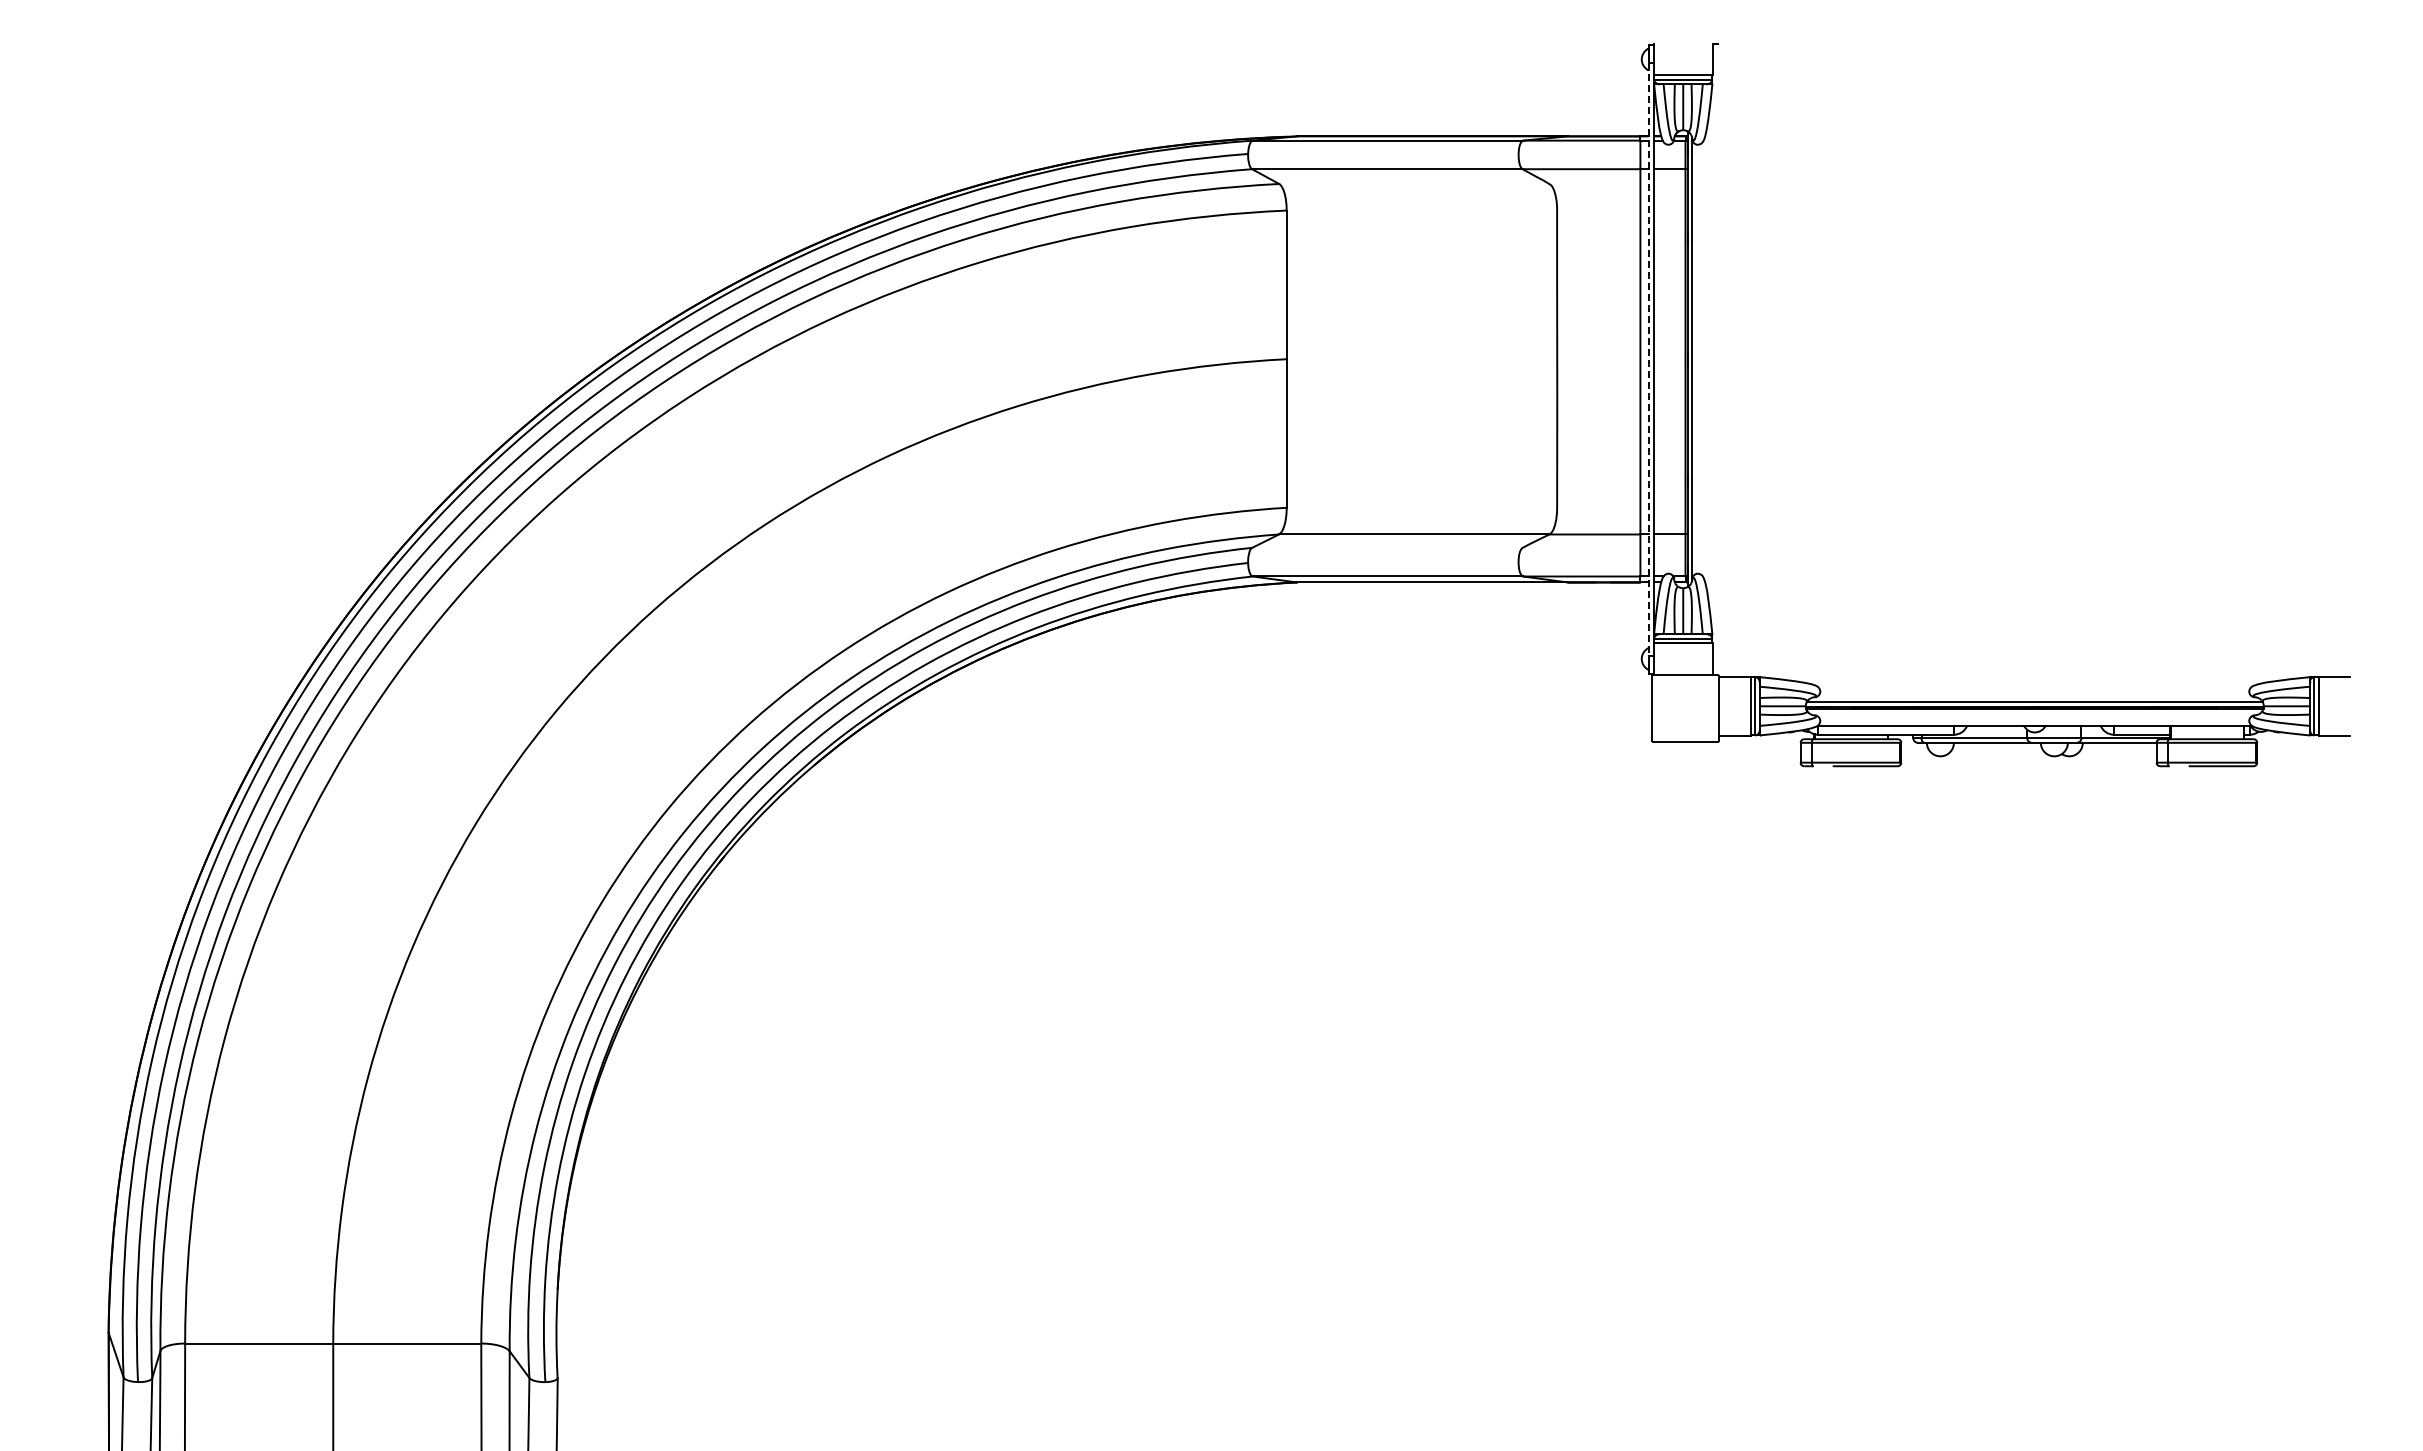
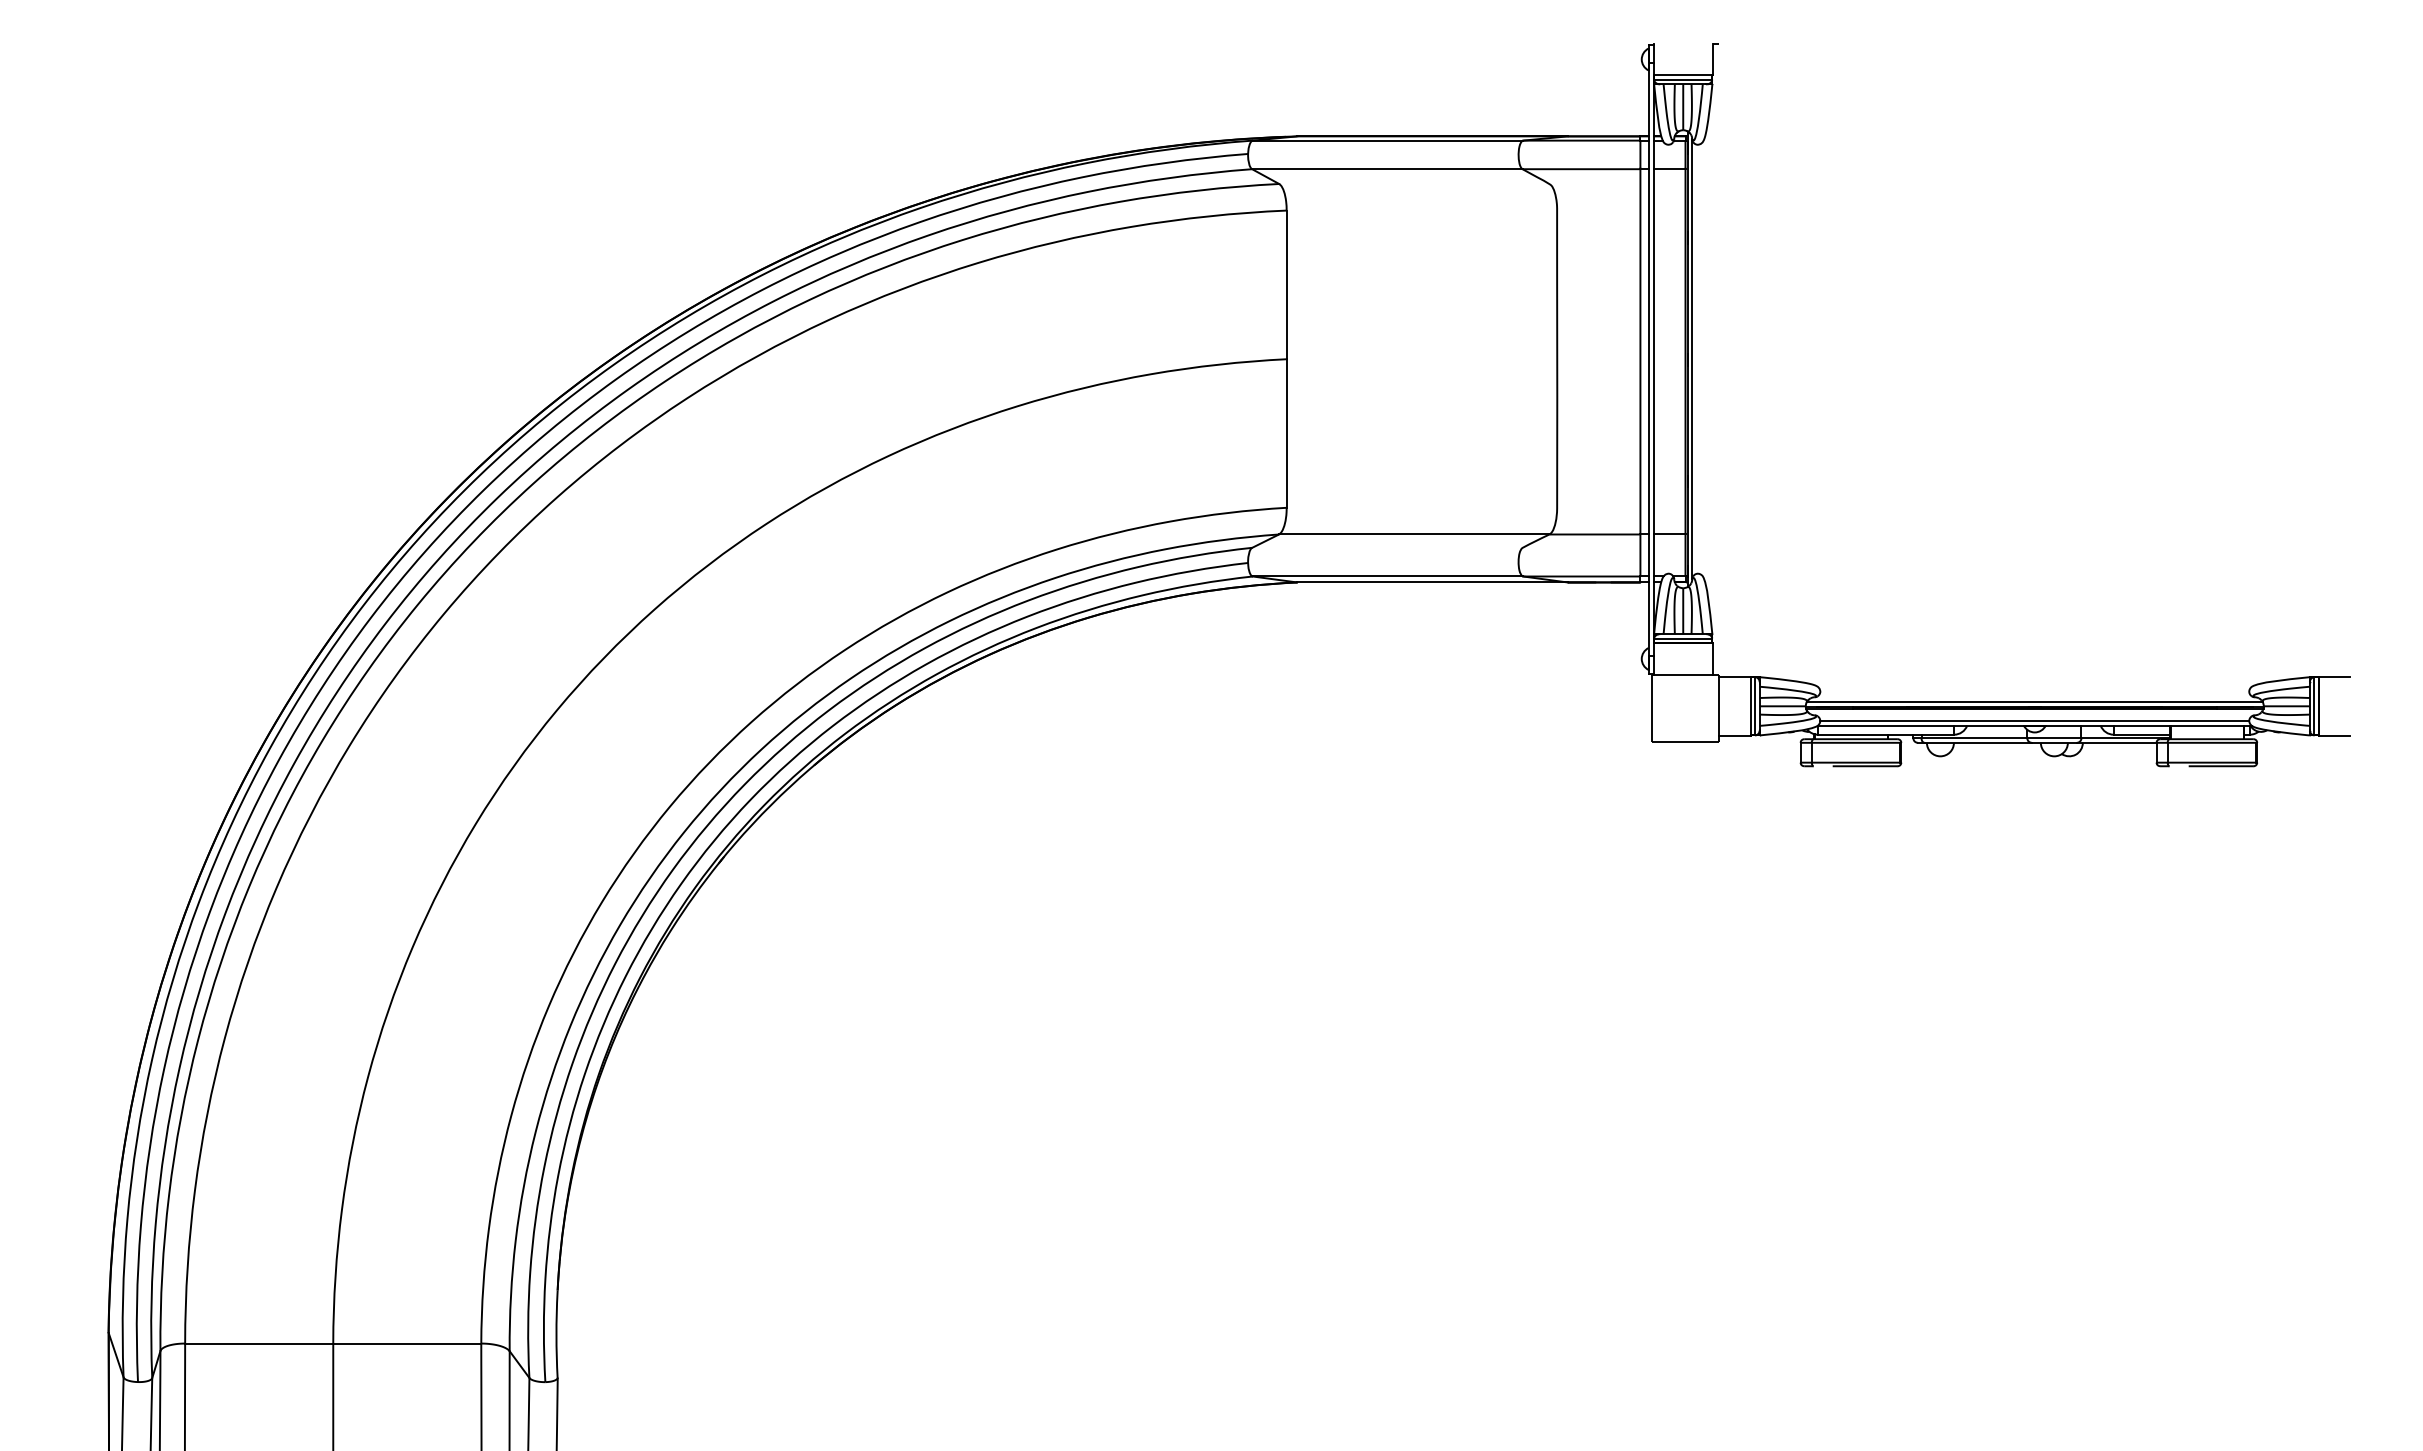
line: dashed -> solid (1648, 359)
line: none -> present (2034, 721)
